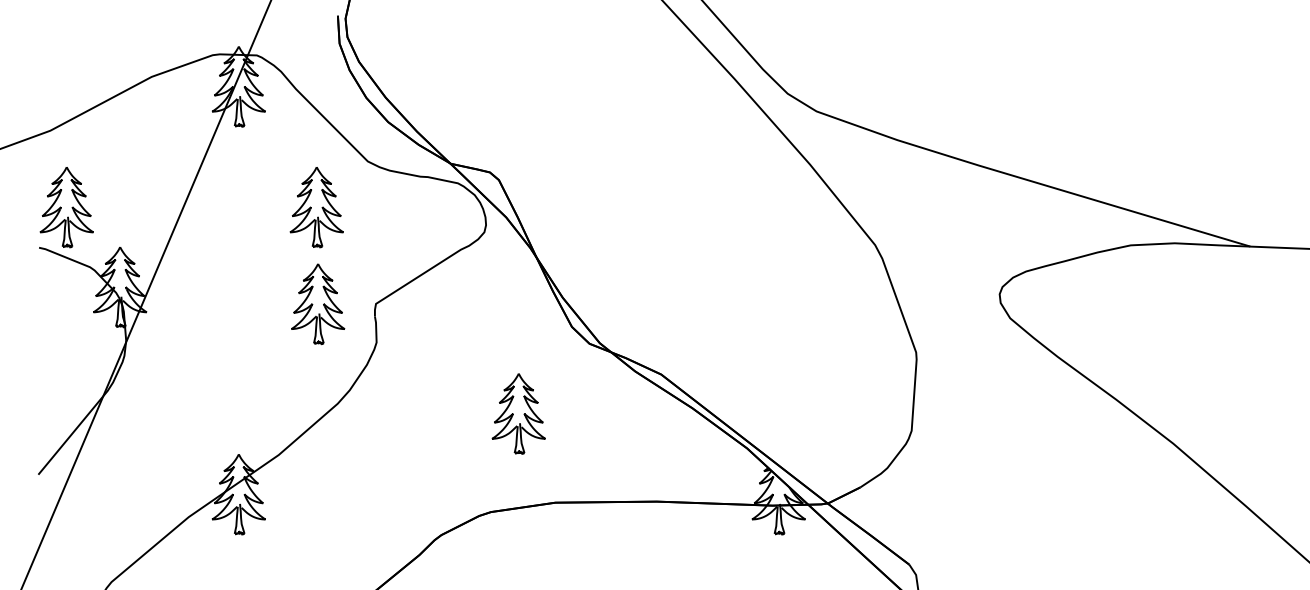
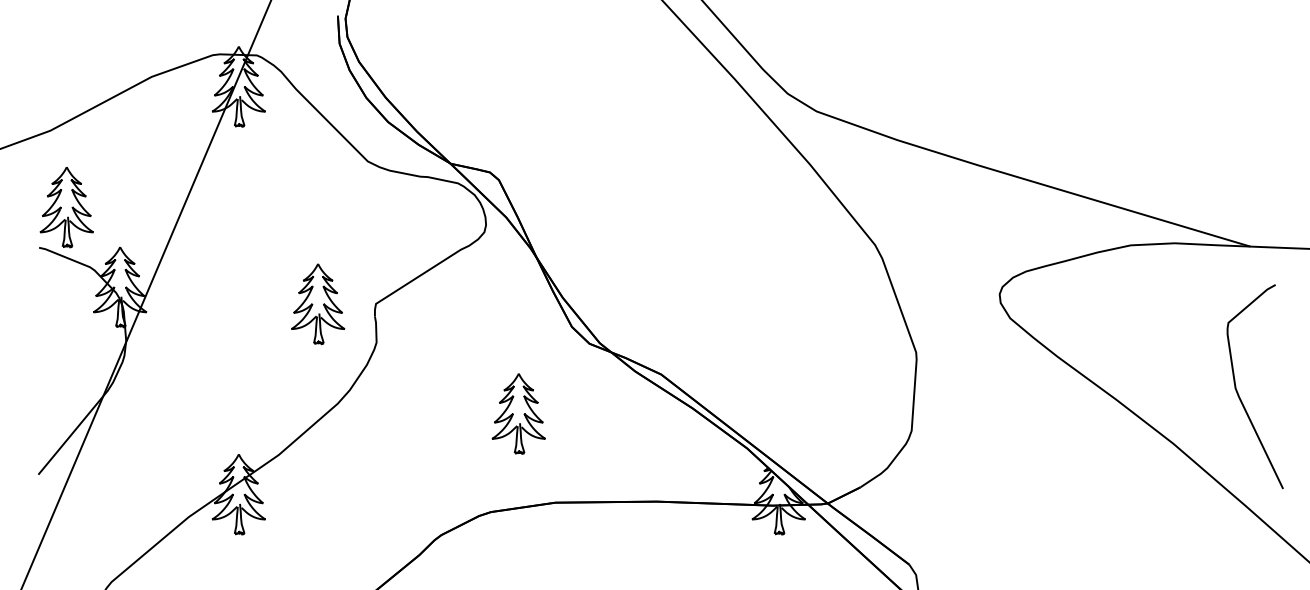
part: present -> none (316, 207)
curve: none -> present (1238, 392)
